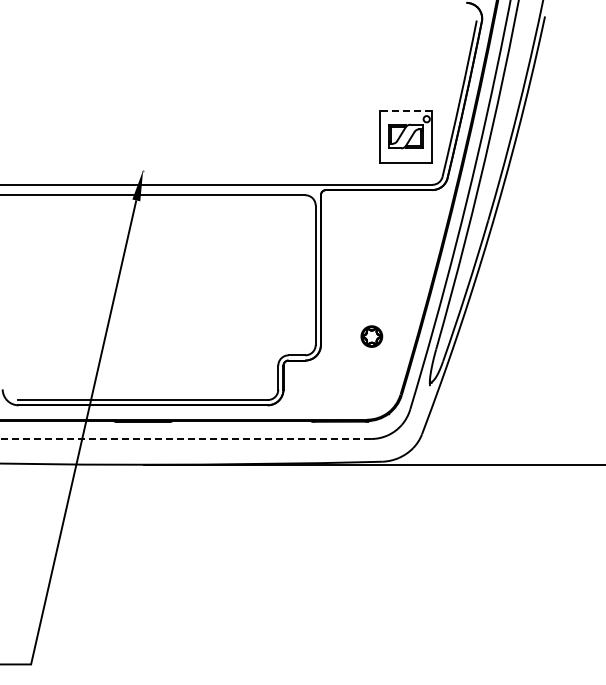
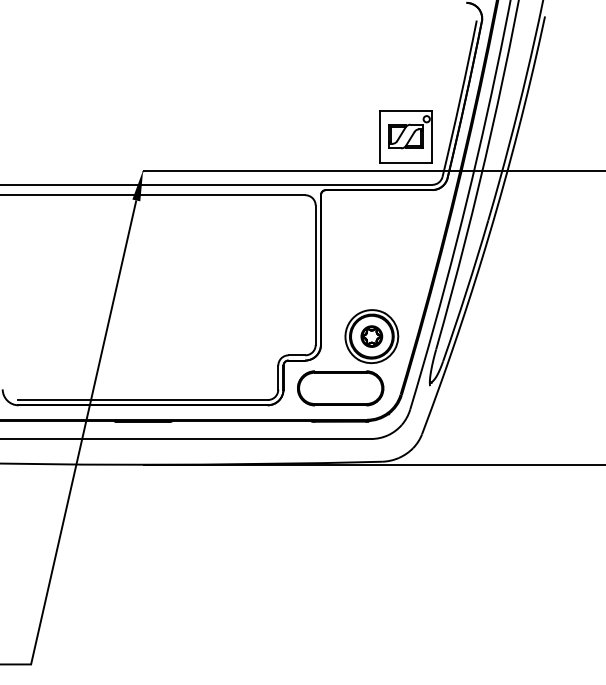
line: dashed -> solid (405, 110)
line: none -> present (373, 170)
part: none -> present (348, 357)
line: dashed -> solid (185, 439)
